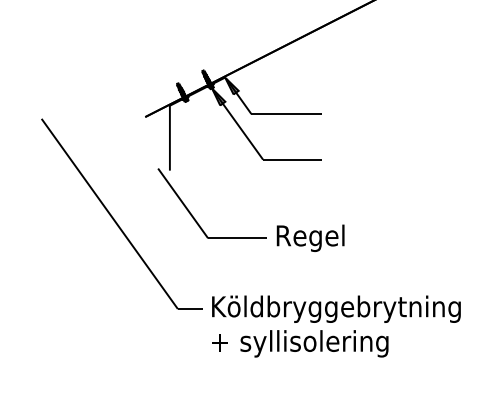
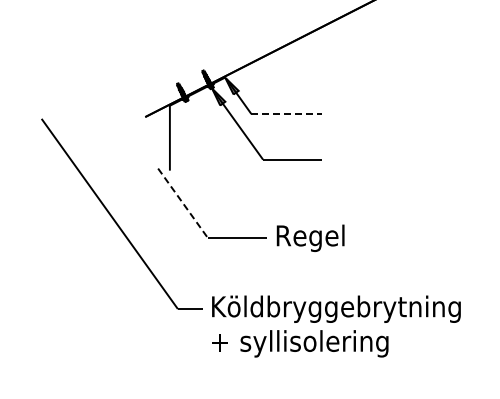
line: solid -> dashed (287, 113)
line: solid -> dashed (183, 203)
